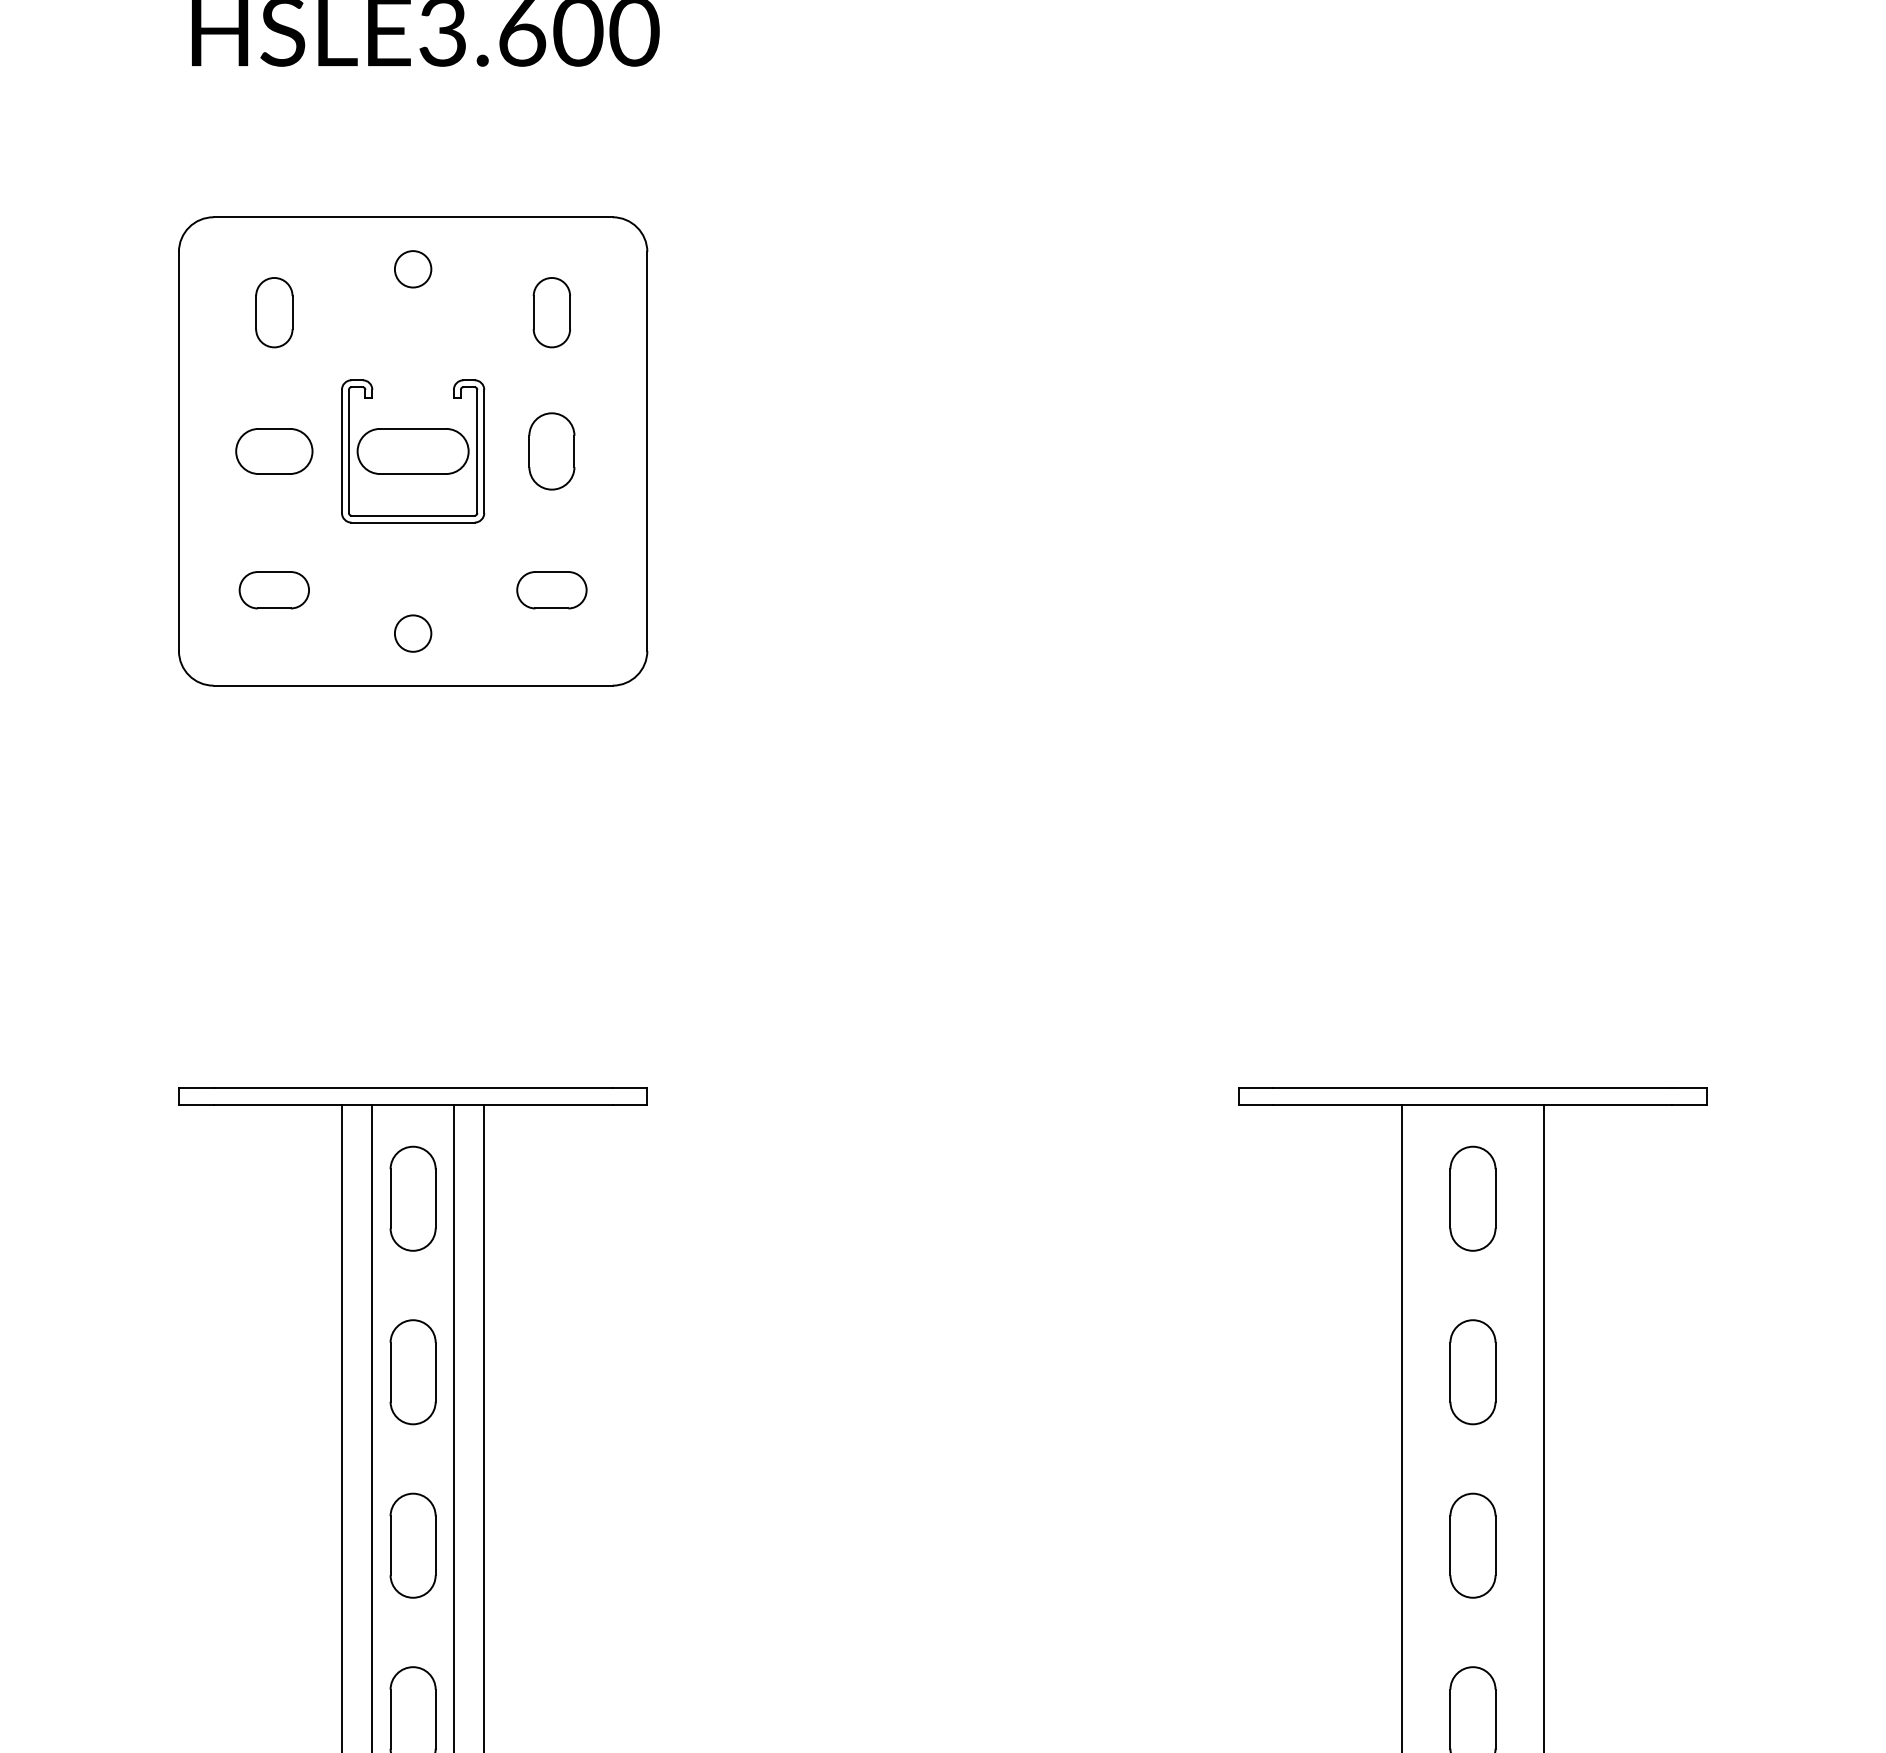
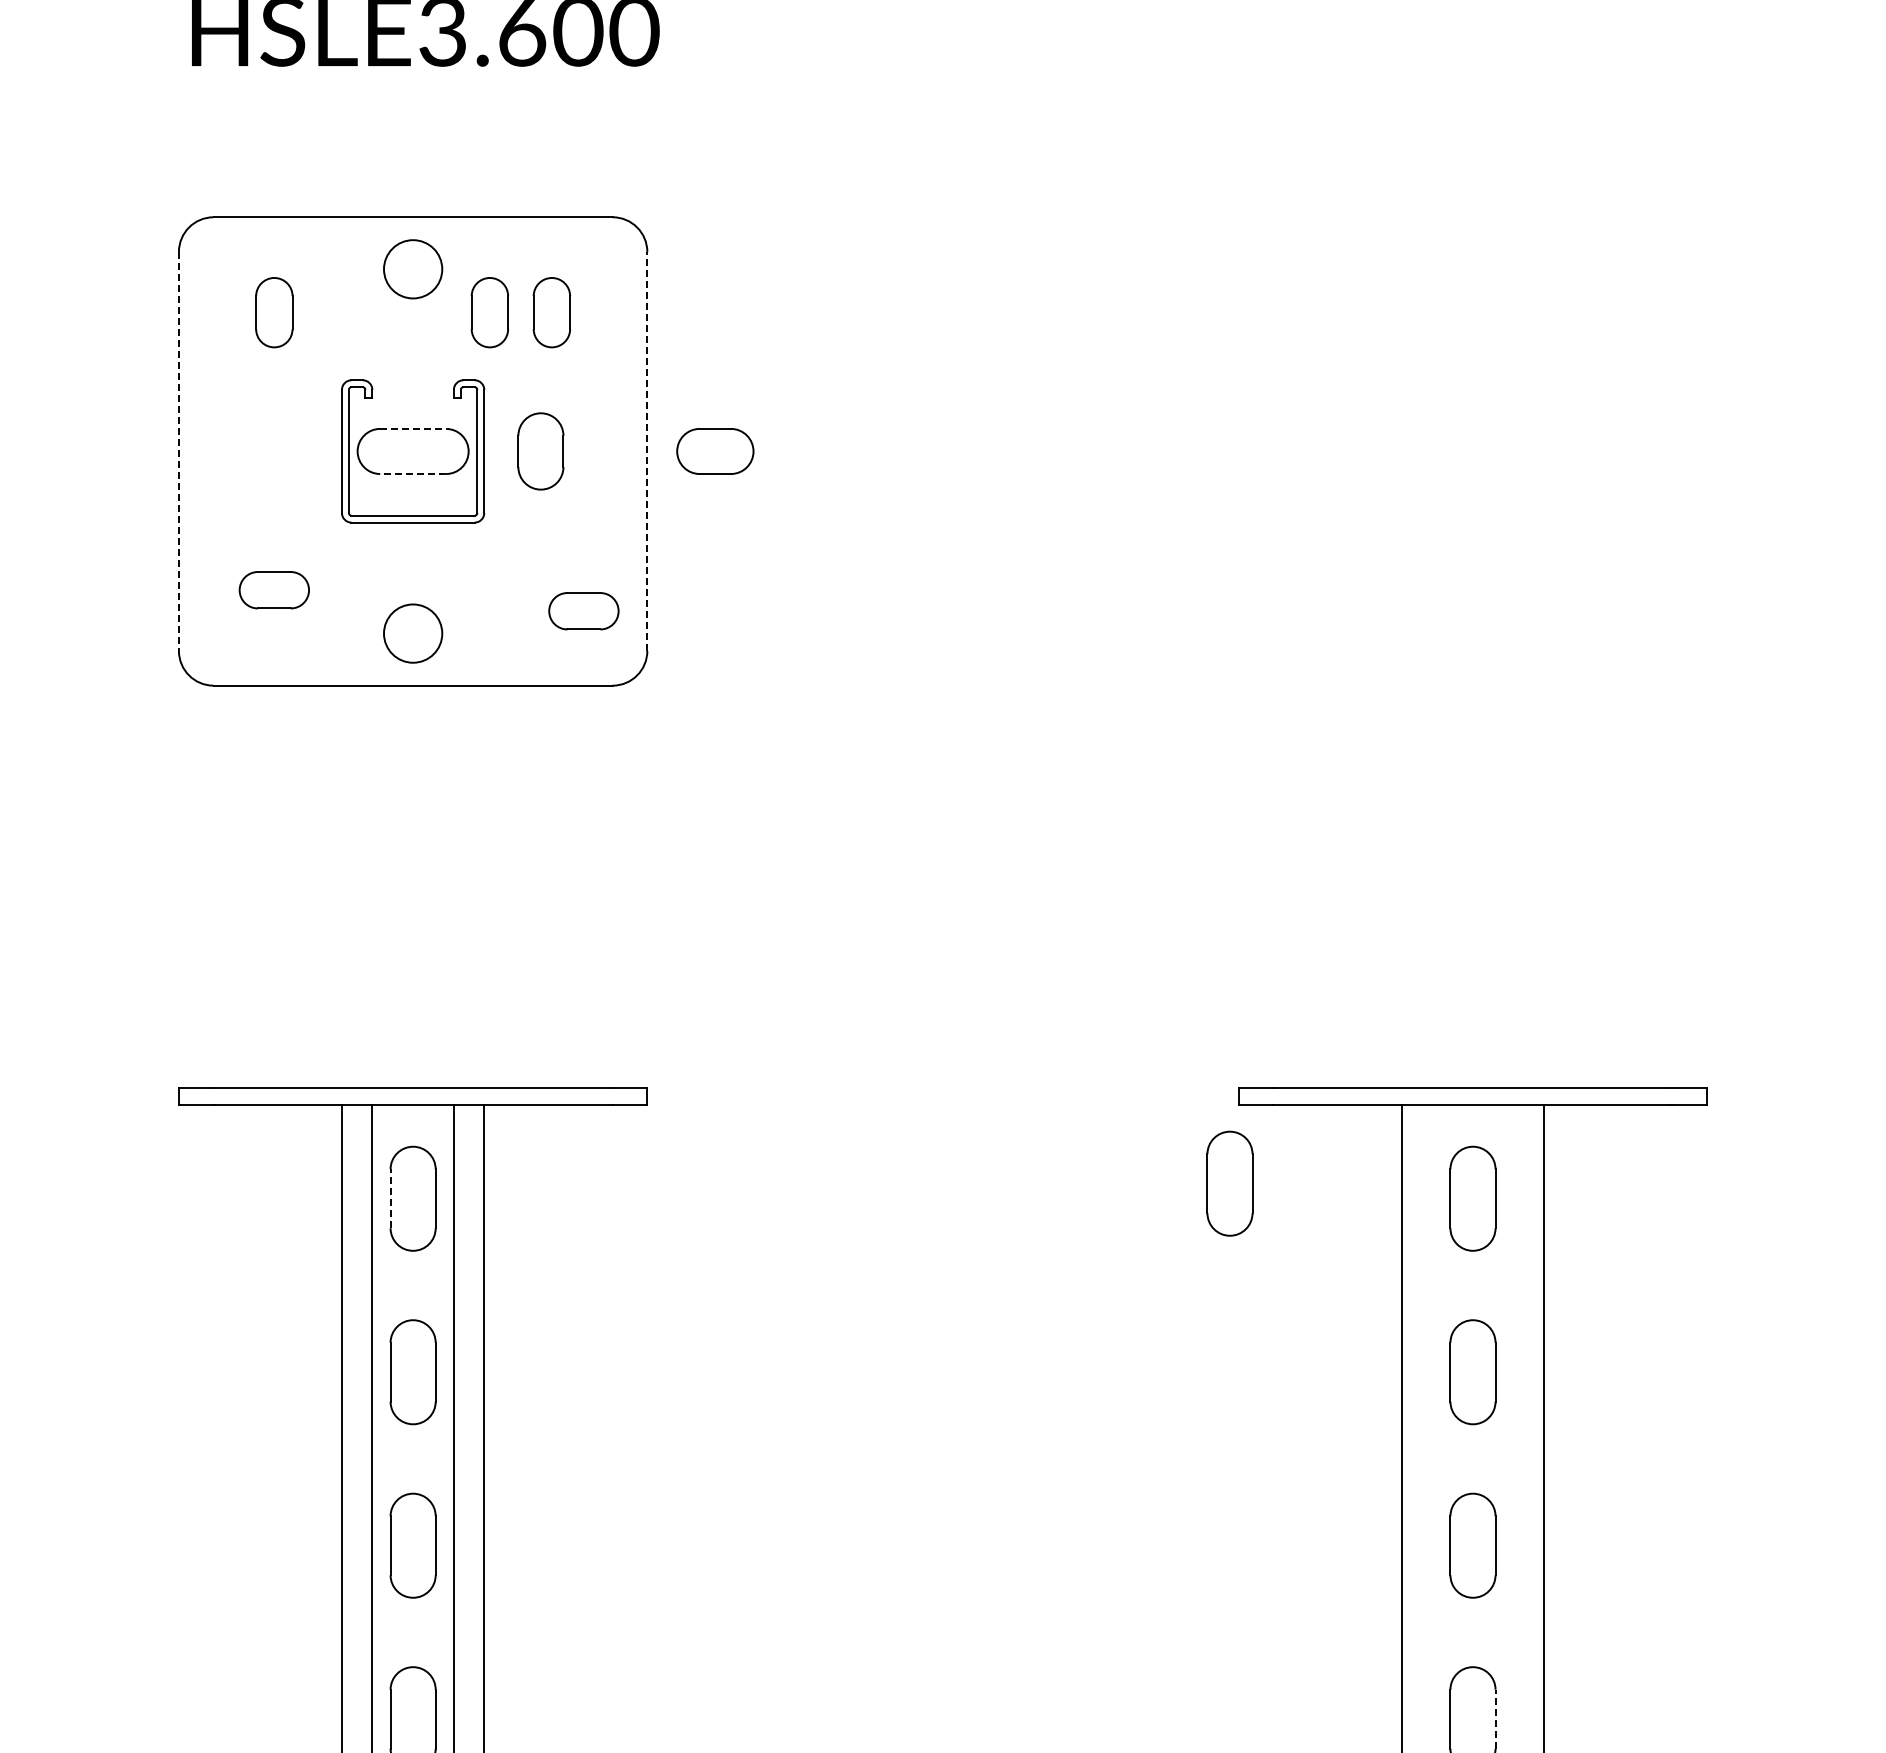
circle diameter: 36 px -> 58 px (413, 269)
part: none -> present (489, 312)
line: solid -> dashed (413, 428)
line: solid -> dashed (178, 451)
part position: (274, 451) -> (715, 451) (715, 451)
part position: (551, 451) -> (540, 451) (540, 451)
line: solid -> dashed (647, 451)
line: solid -> dashed (413, 474)
part position: (551, 590) -> (583, 611) (583, 611)
circle diameter: 36 px -> 58 px (413, 633)
part: none -> present (1229, 1183)
line: solid -> dashed (390, 1198)
line: solid -> dashed (1495, 1718)
